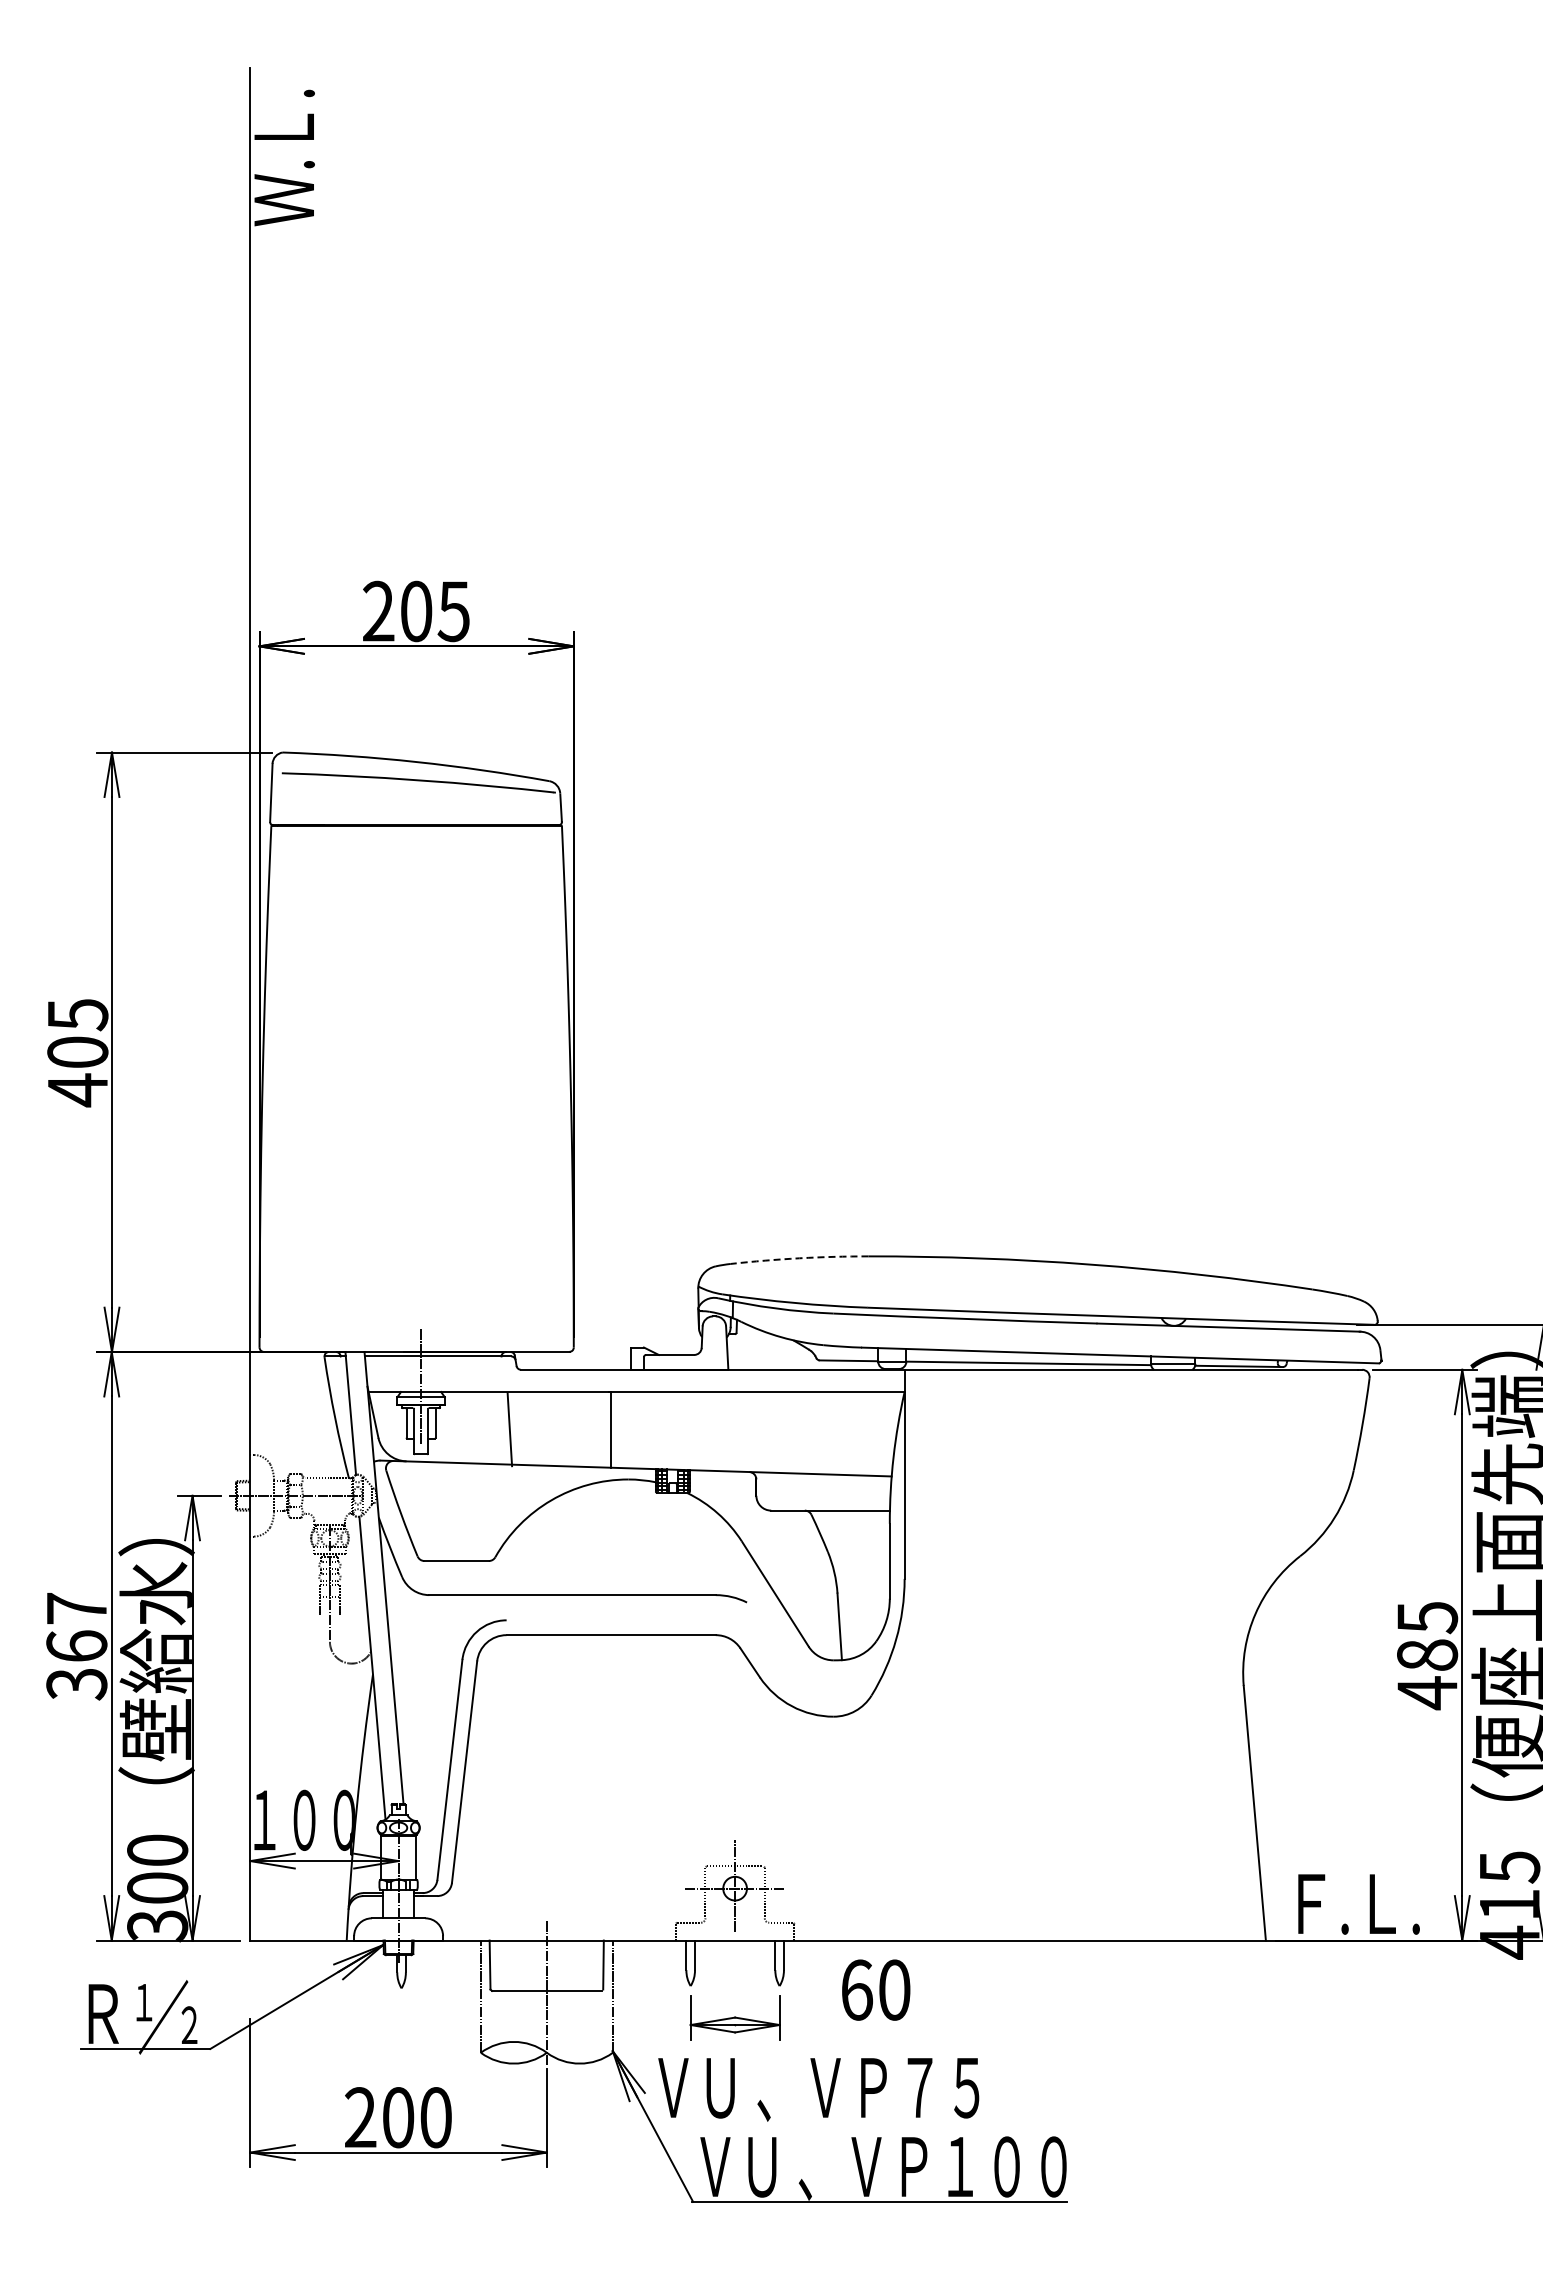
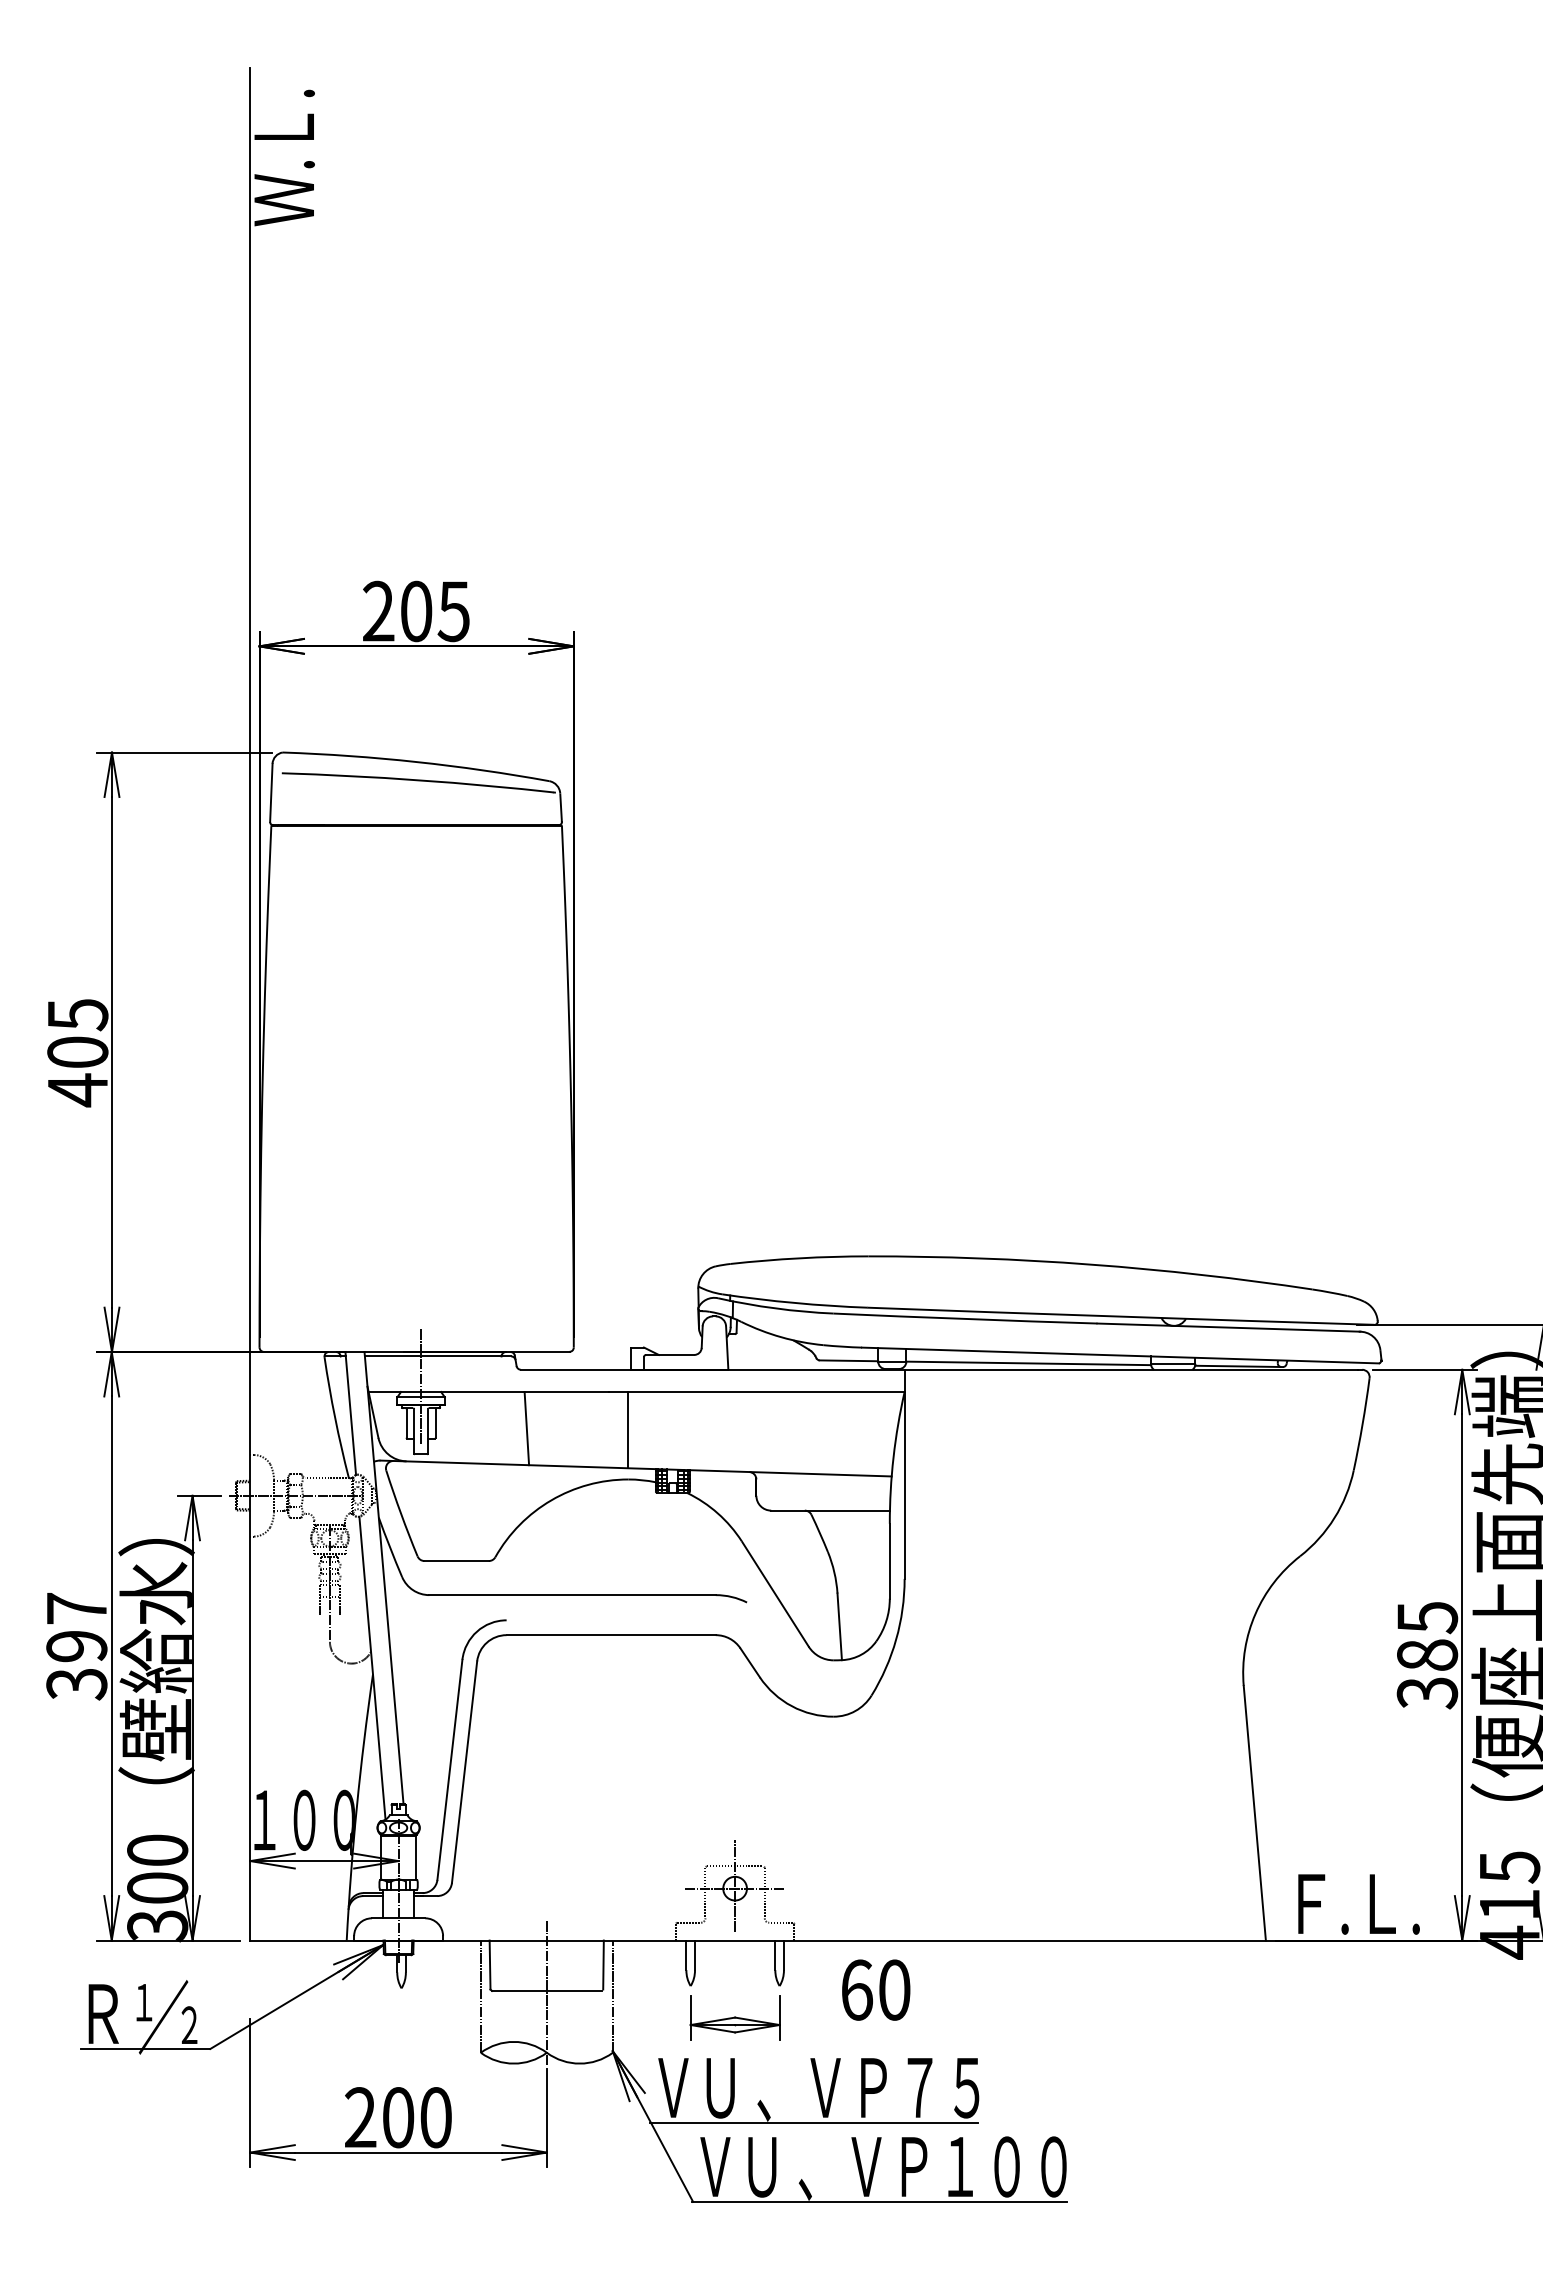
arc: dashed -> solid (799, 1258)
line position: (509, 1429) -> (526, 1428) (526, 1428)
line position: (611, 1430) -> (628, 1430) (628, 1430)
text: 367 -> 397 (76, 1646)
text: 485 -> 385 (1427, 1693)
line: none -> present (813, 2122)
